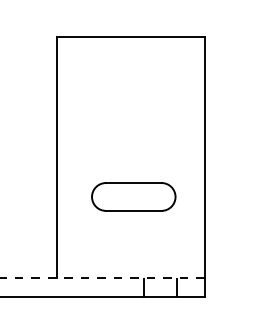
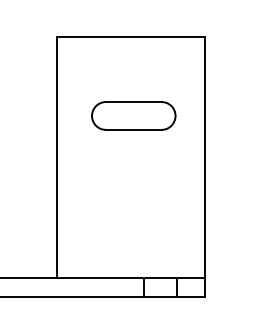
part position: (133, 196) -> (133, 115) (133, 115)
line: dashed -> solid (102, 278)
